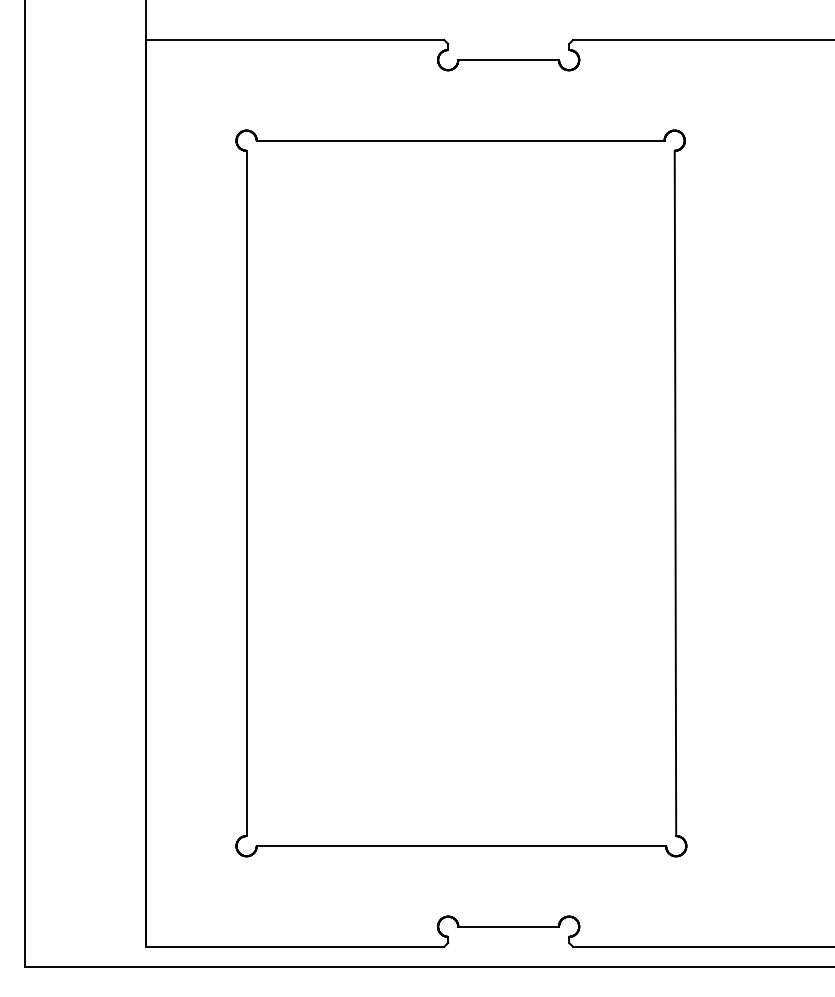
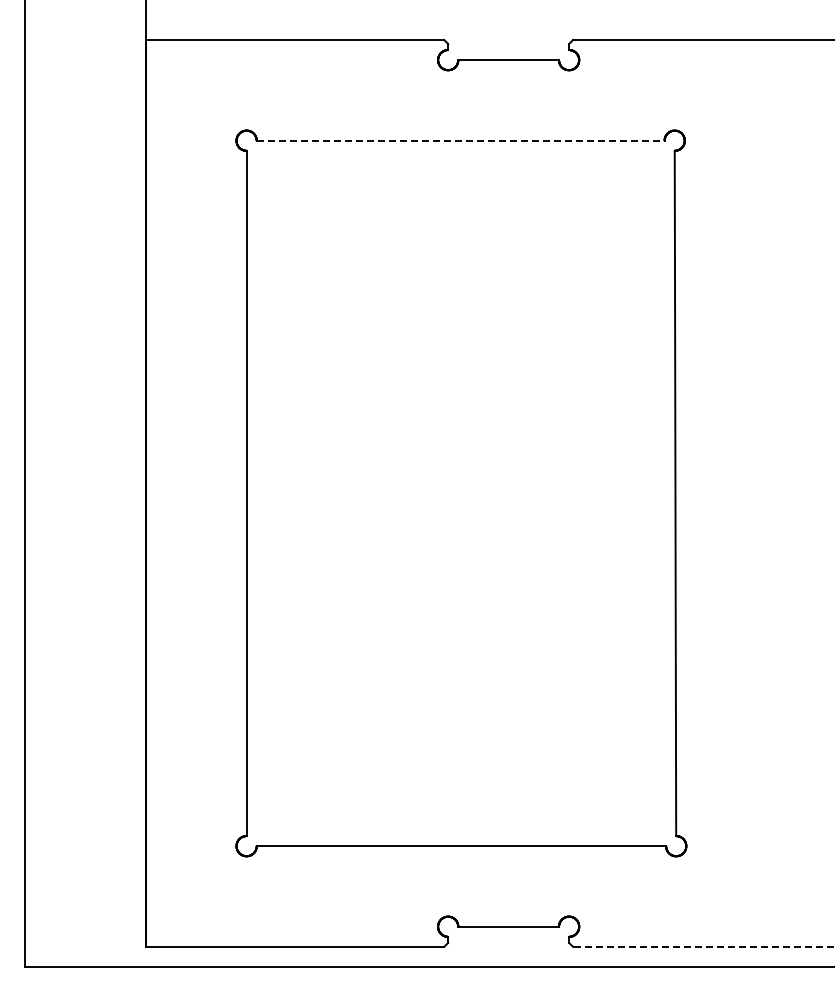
line: solid -> dashed (460, 140)
line: solid -> dashed (703, 946)
